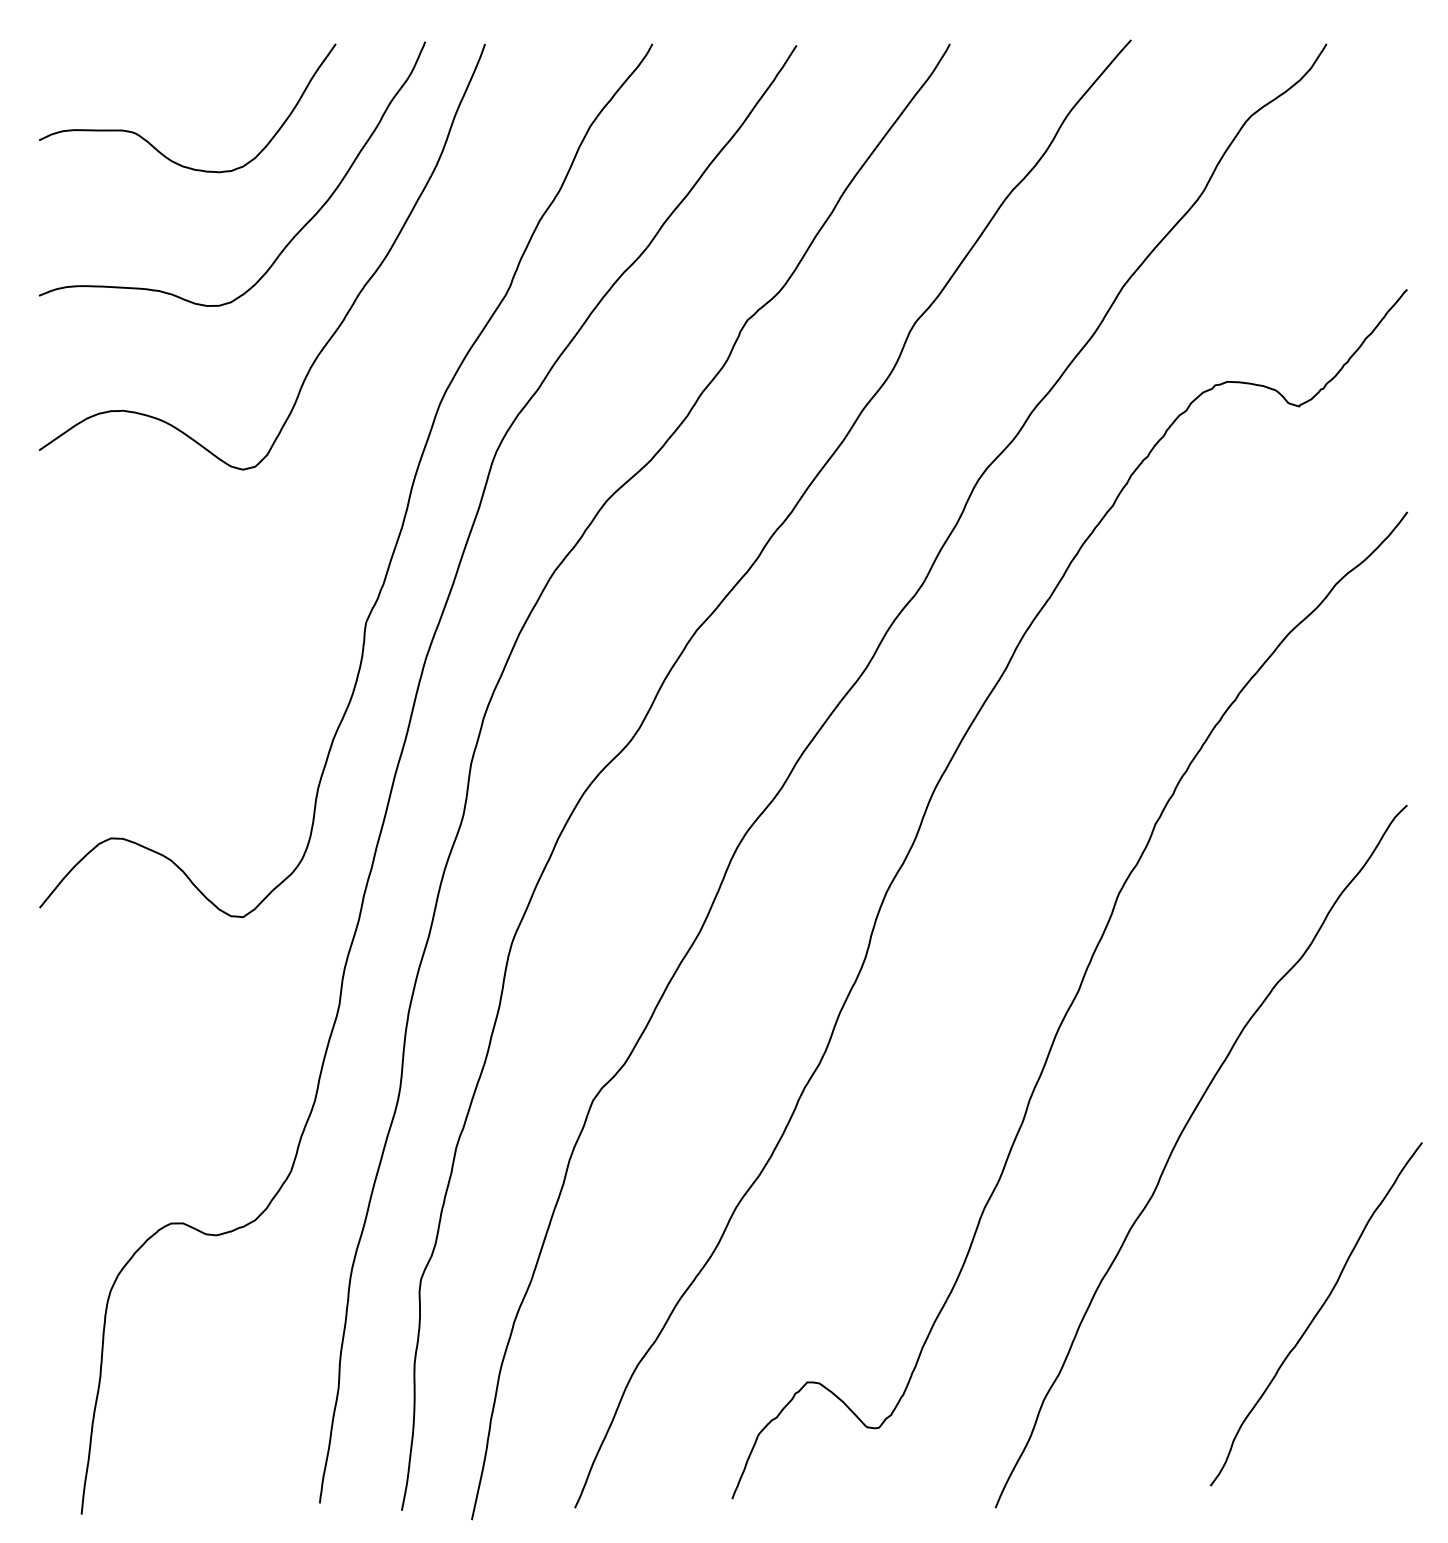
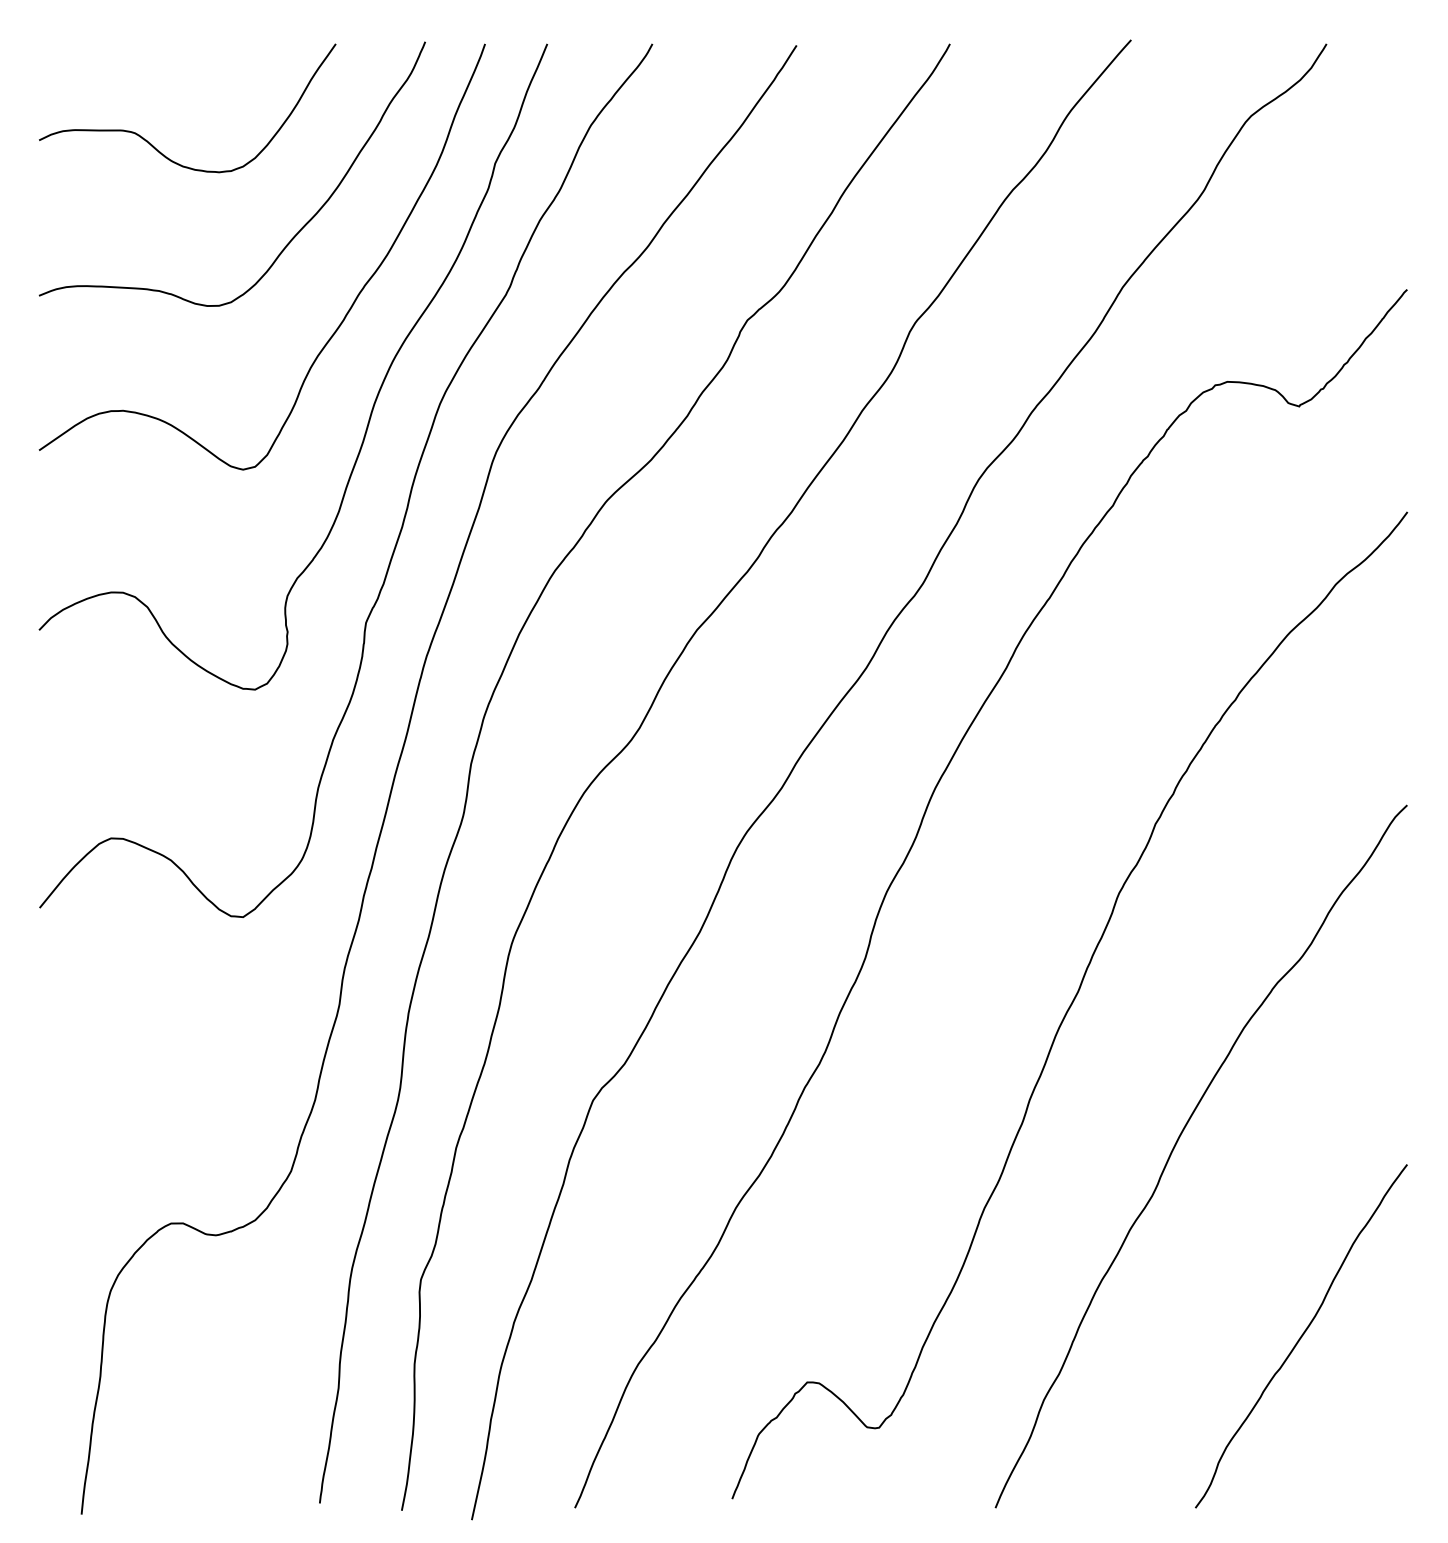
curve: none -> present (374, 400)
curve position: (1316, 1314) -> (1301, 1336) (1301, 1336)
